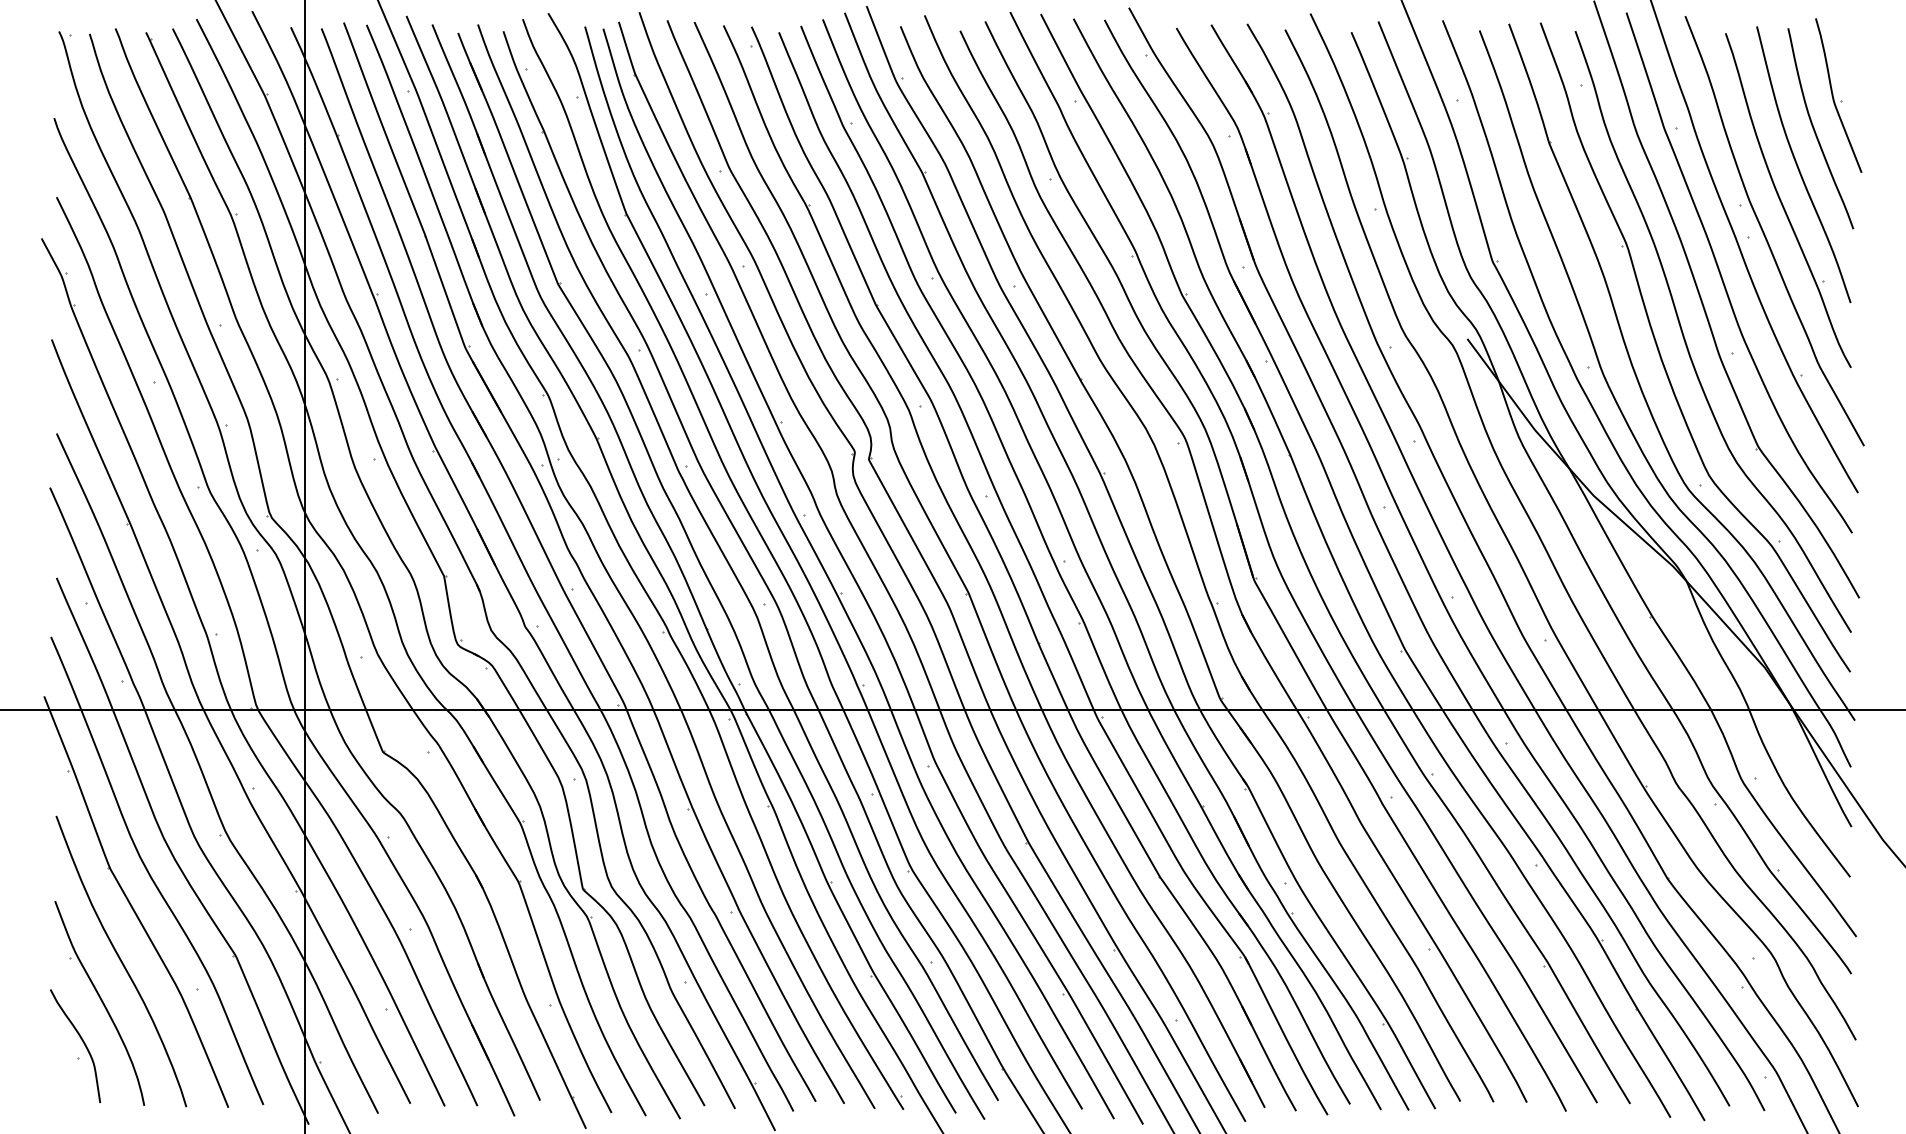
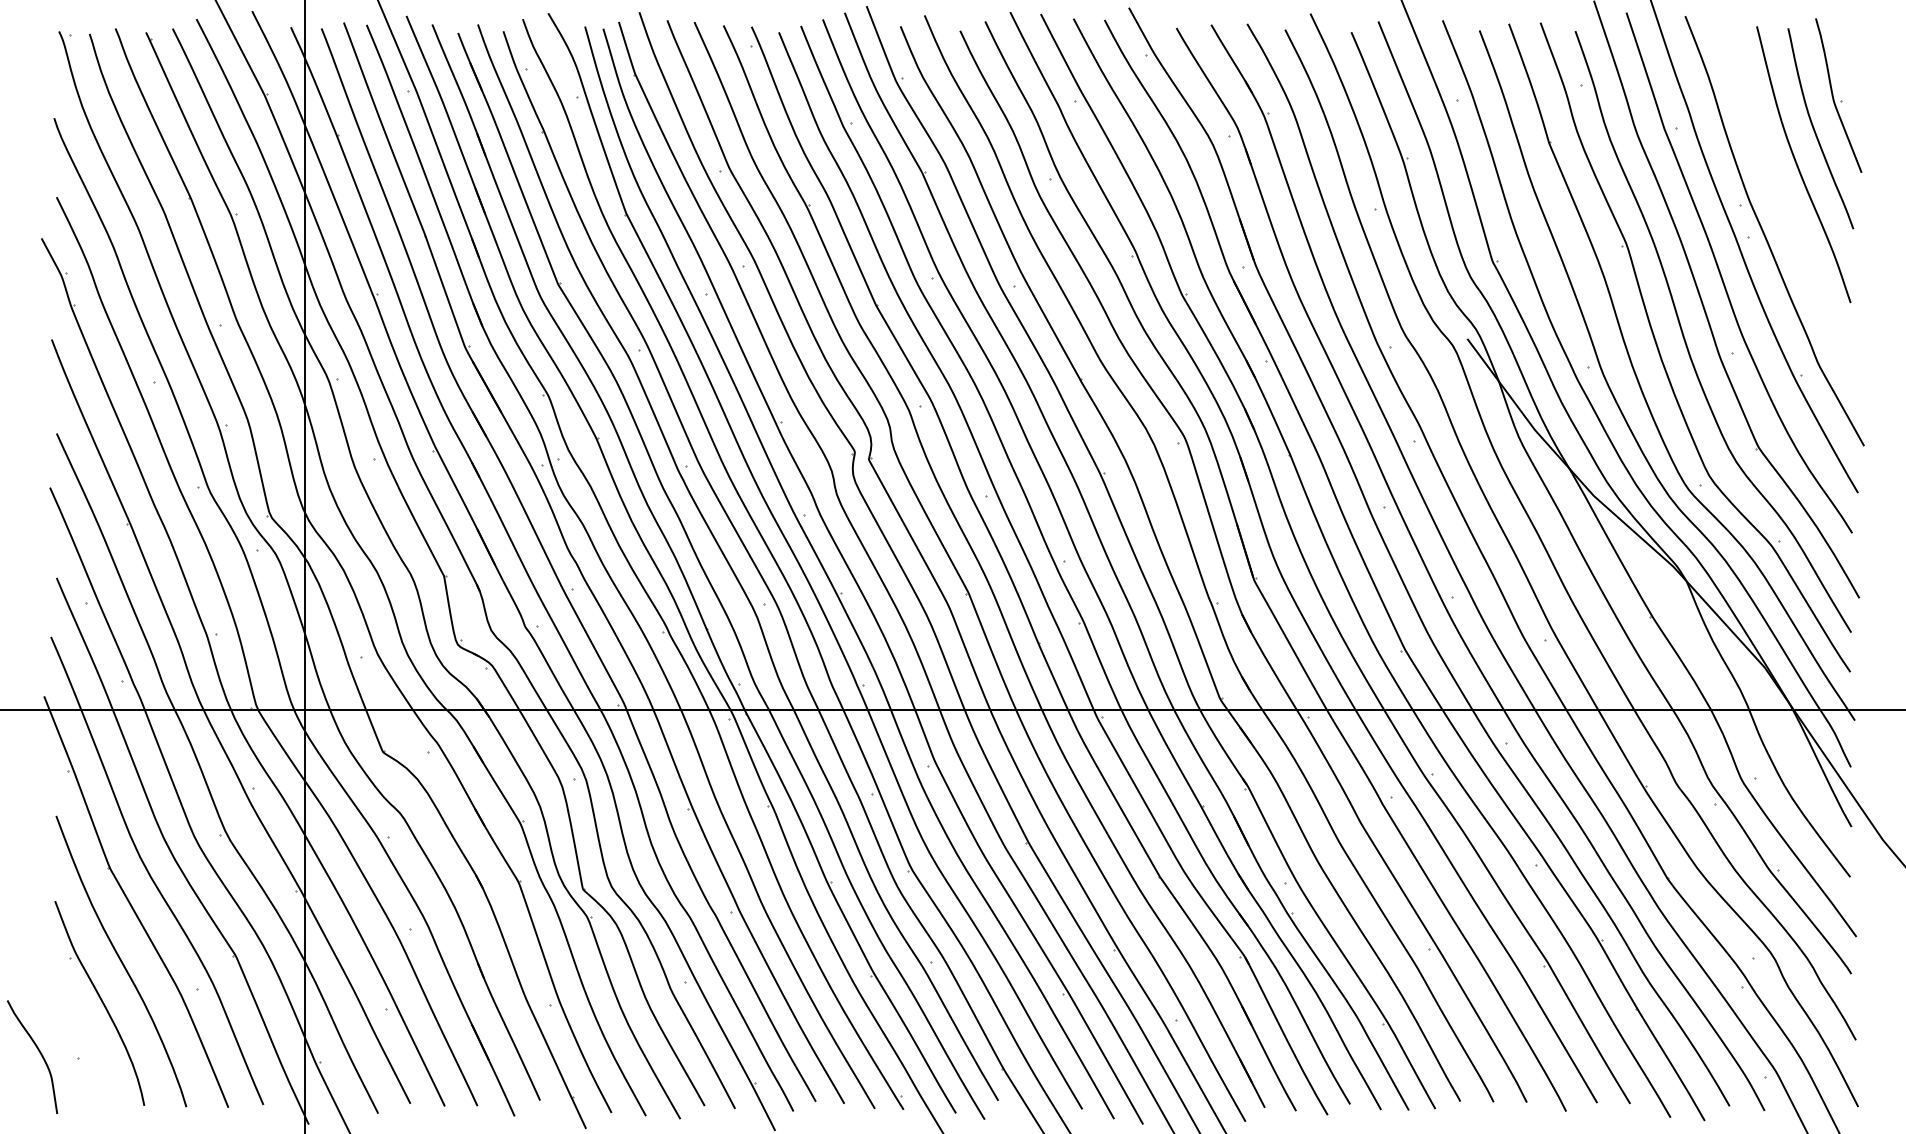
part: present -> none (1782, 202)
curve position: (82, 1042) -> (39, 1053) (39, 1053)
